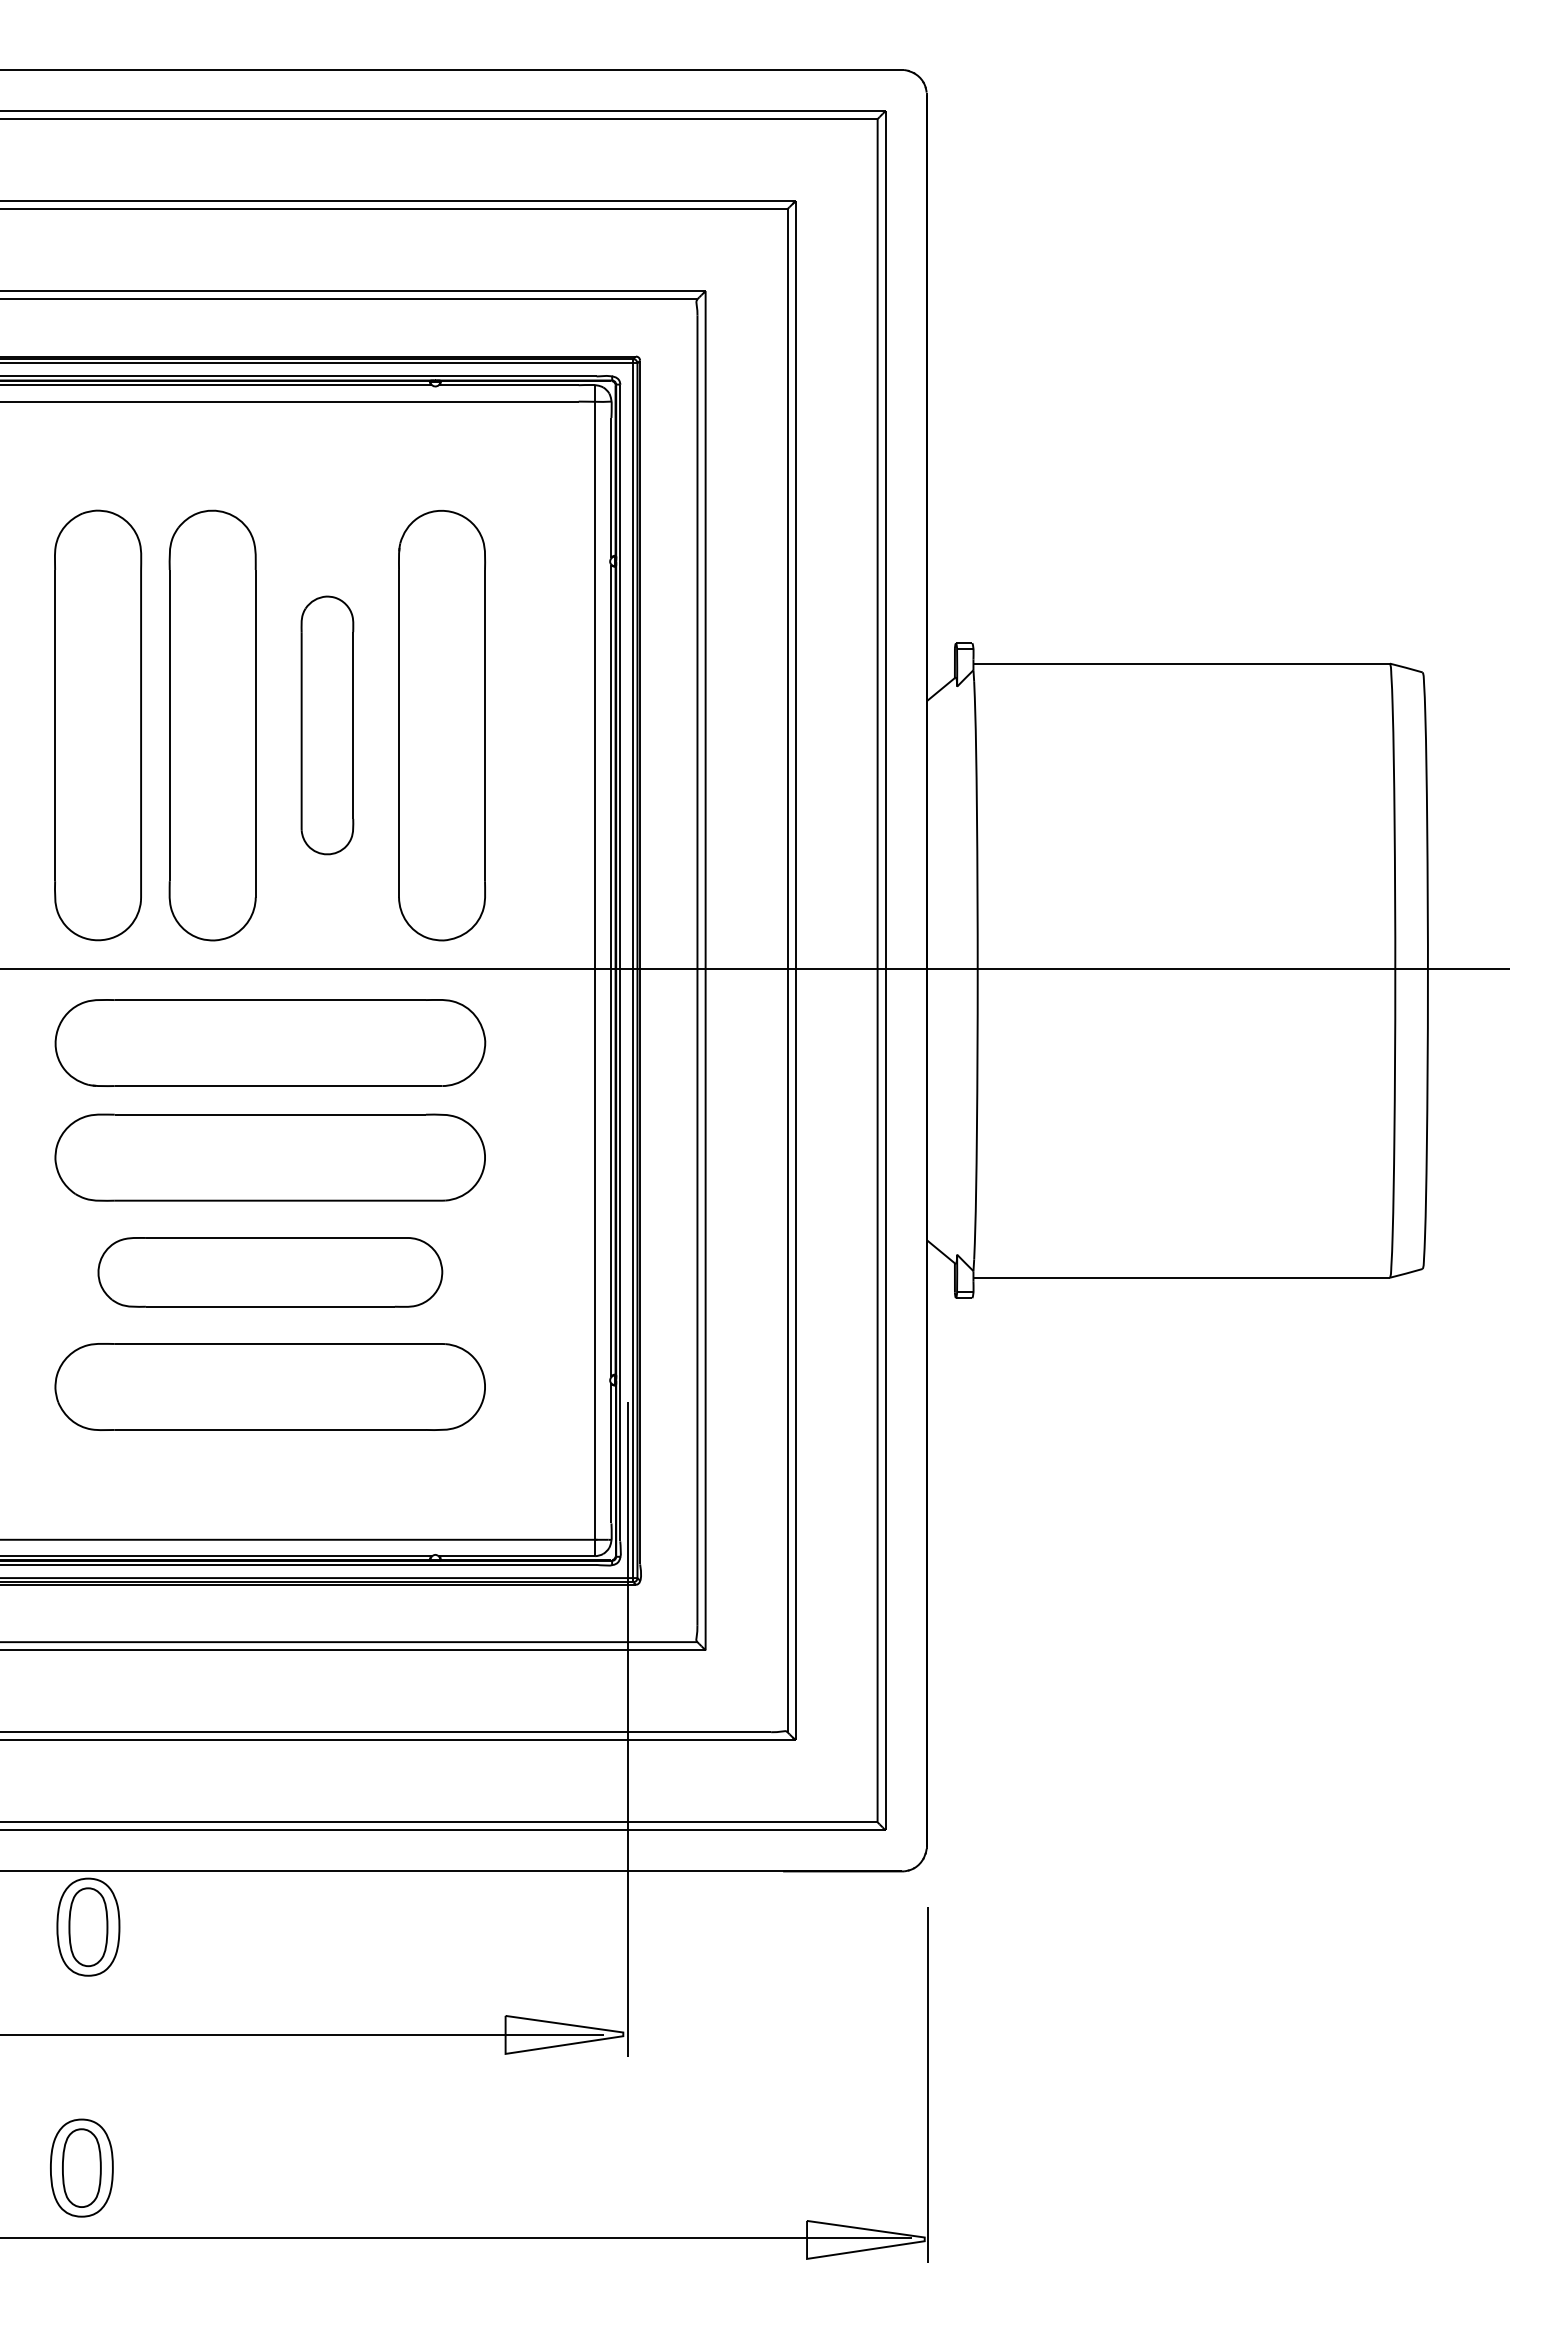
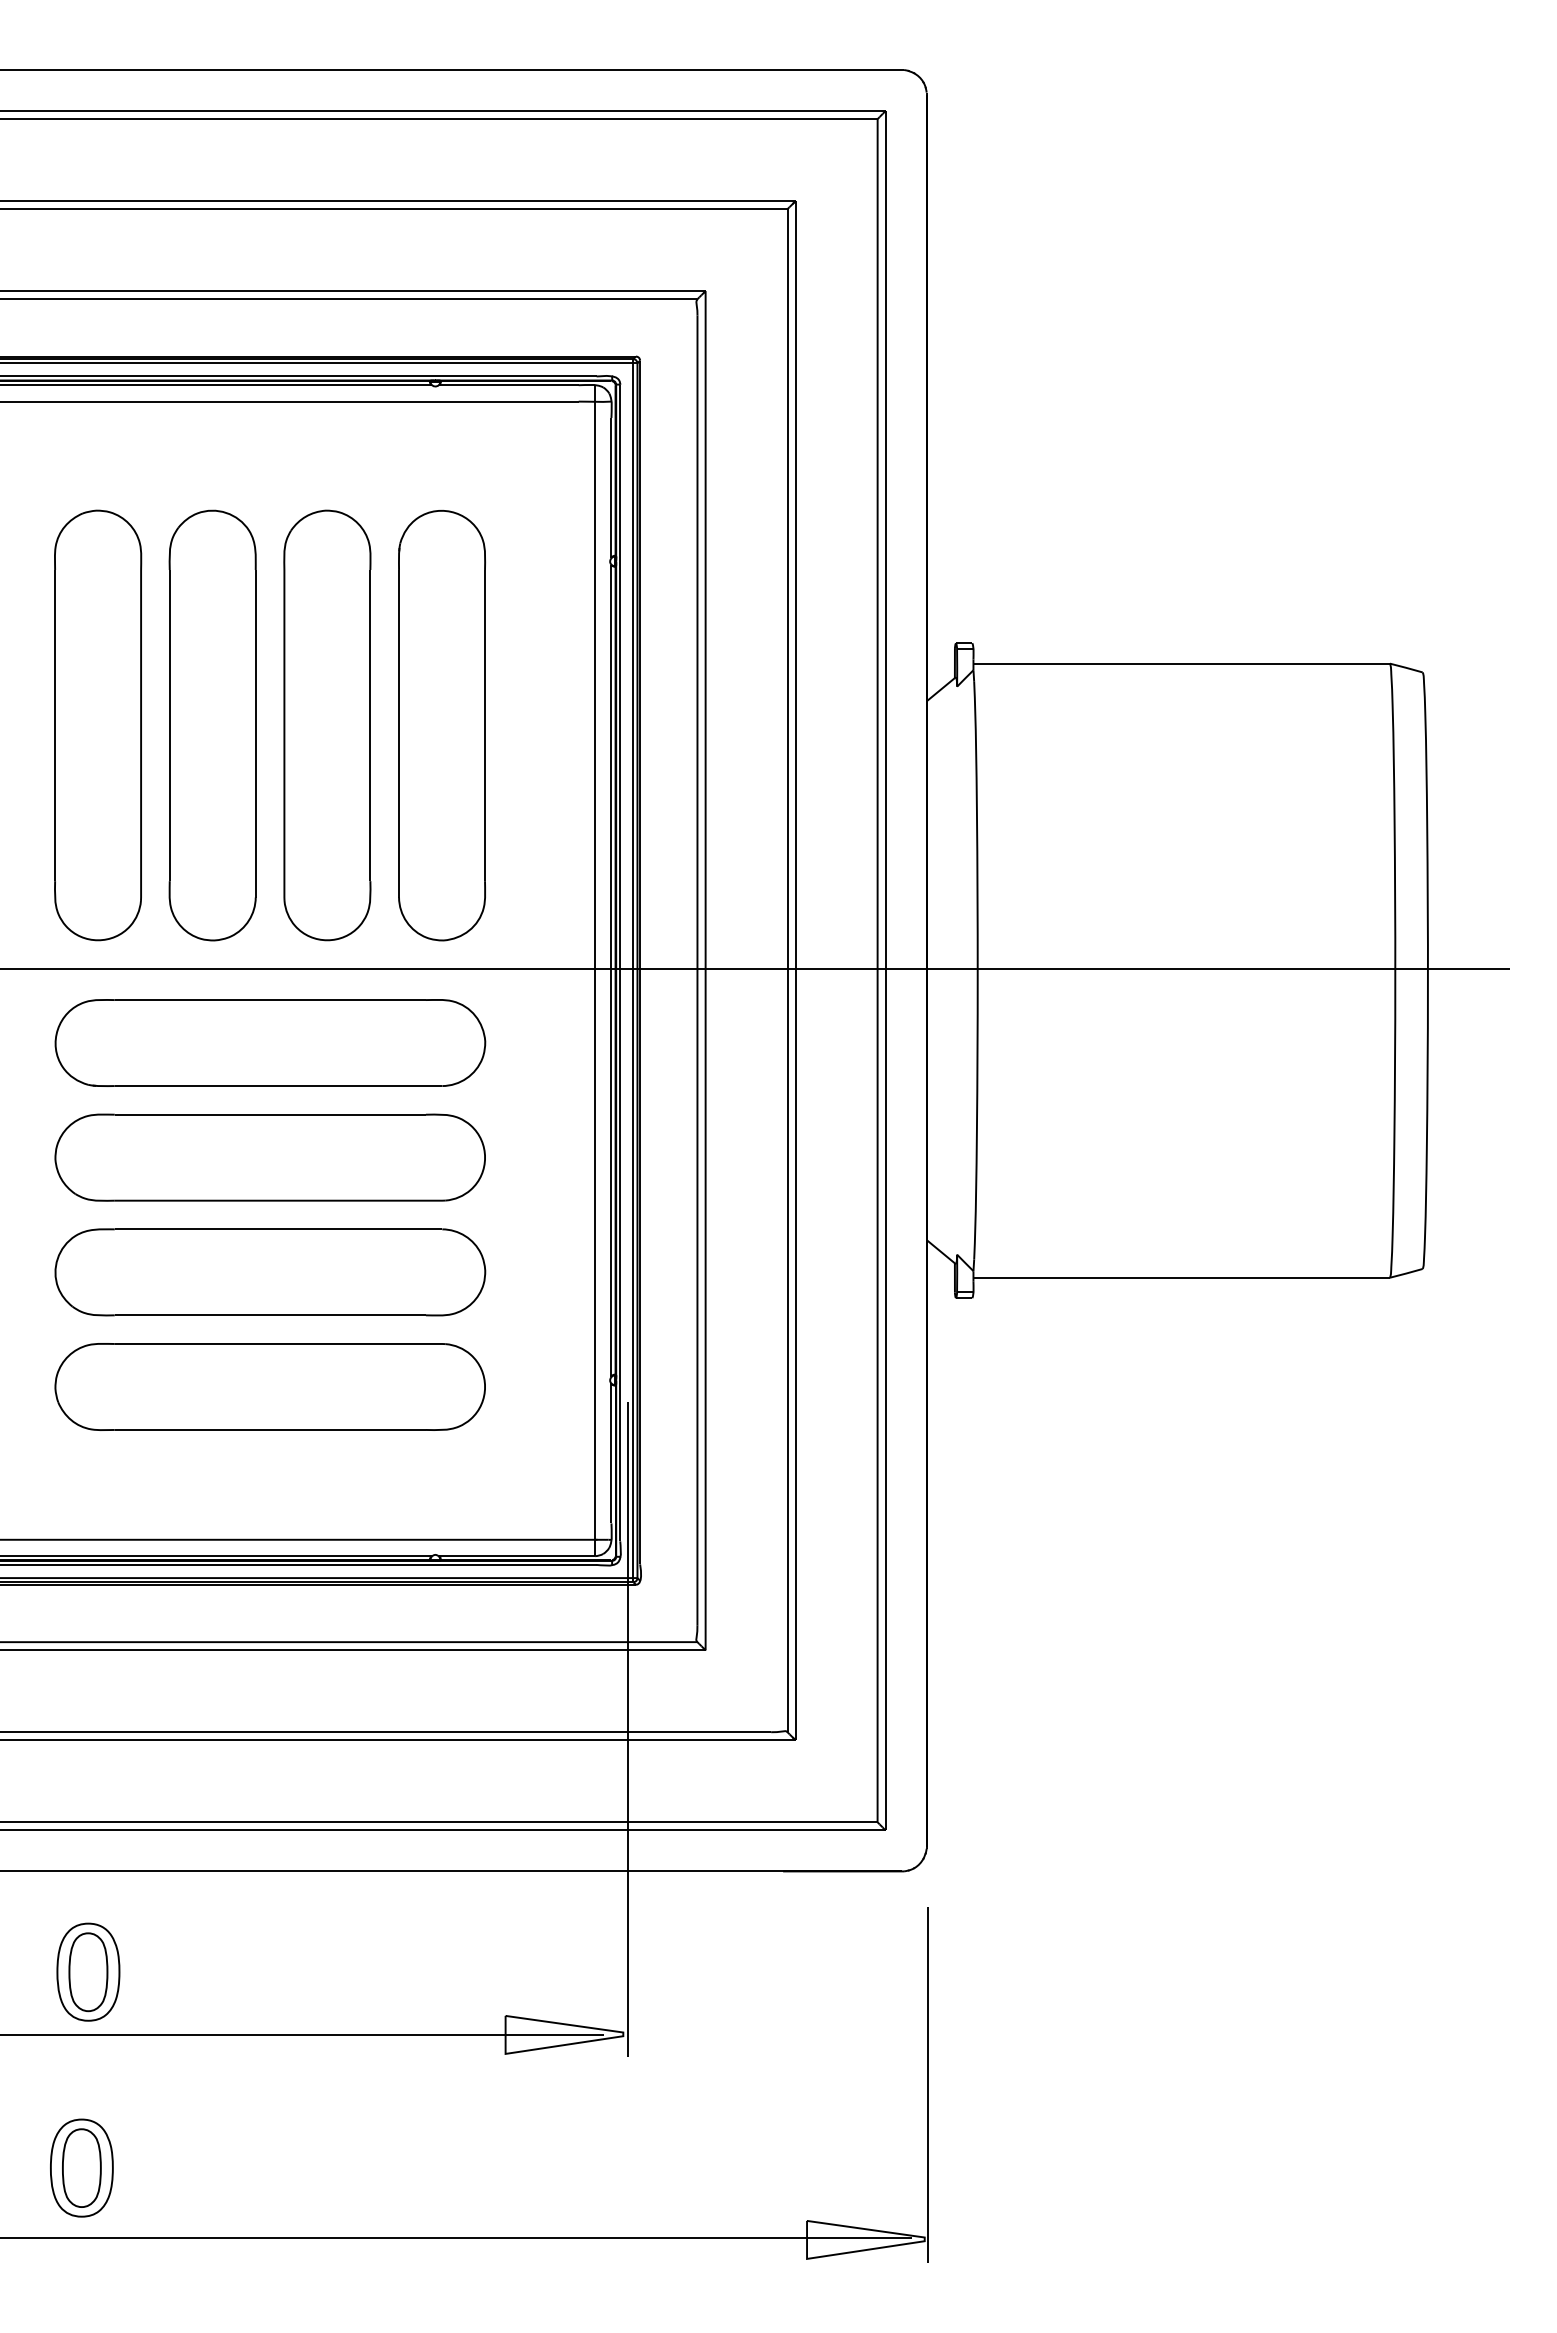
part size: 55x261 px -> 89x433 px (327, 725)
part size: 347x71 px -> 433x89 px (270, 1272)
part position: (88, 1926) -> (88, 1971) (88, 1971)
